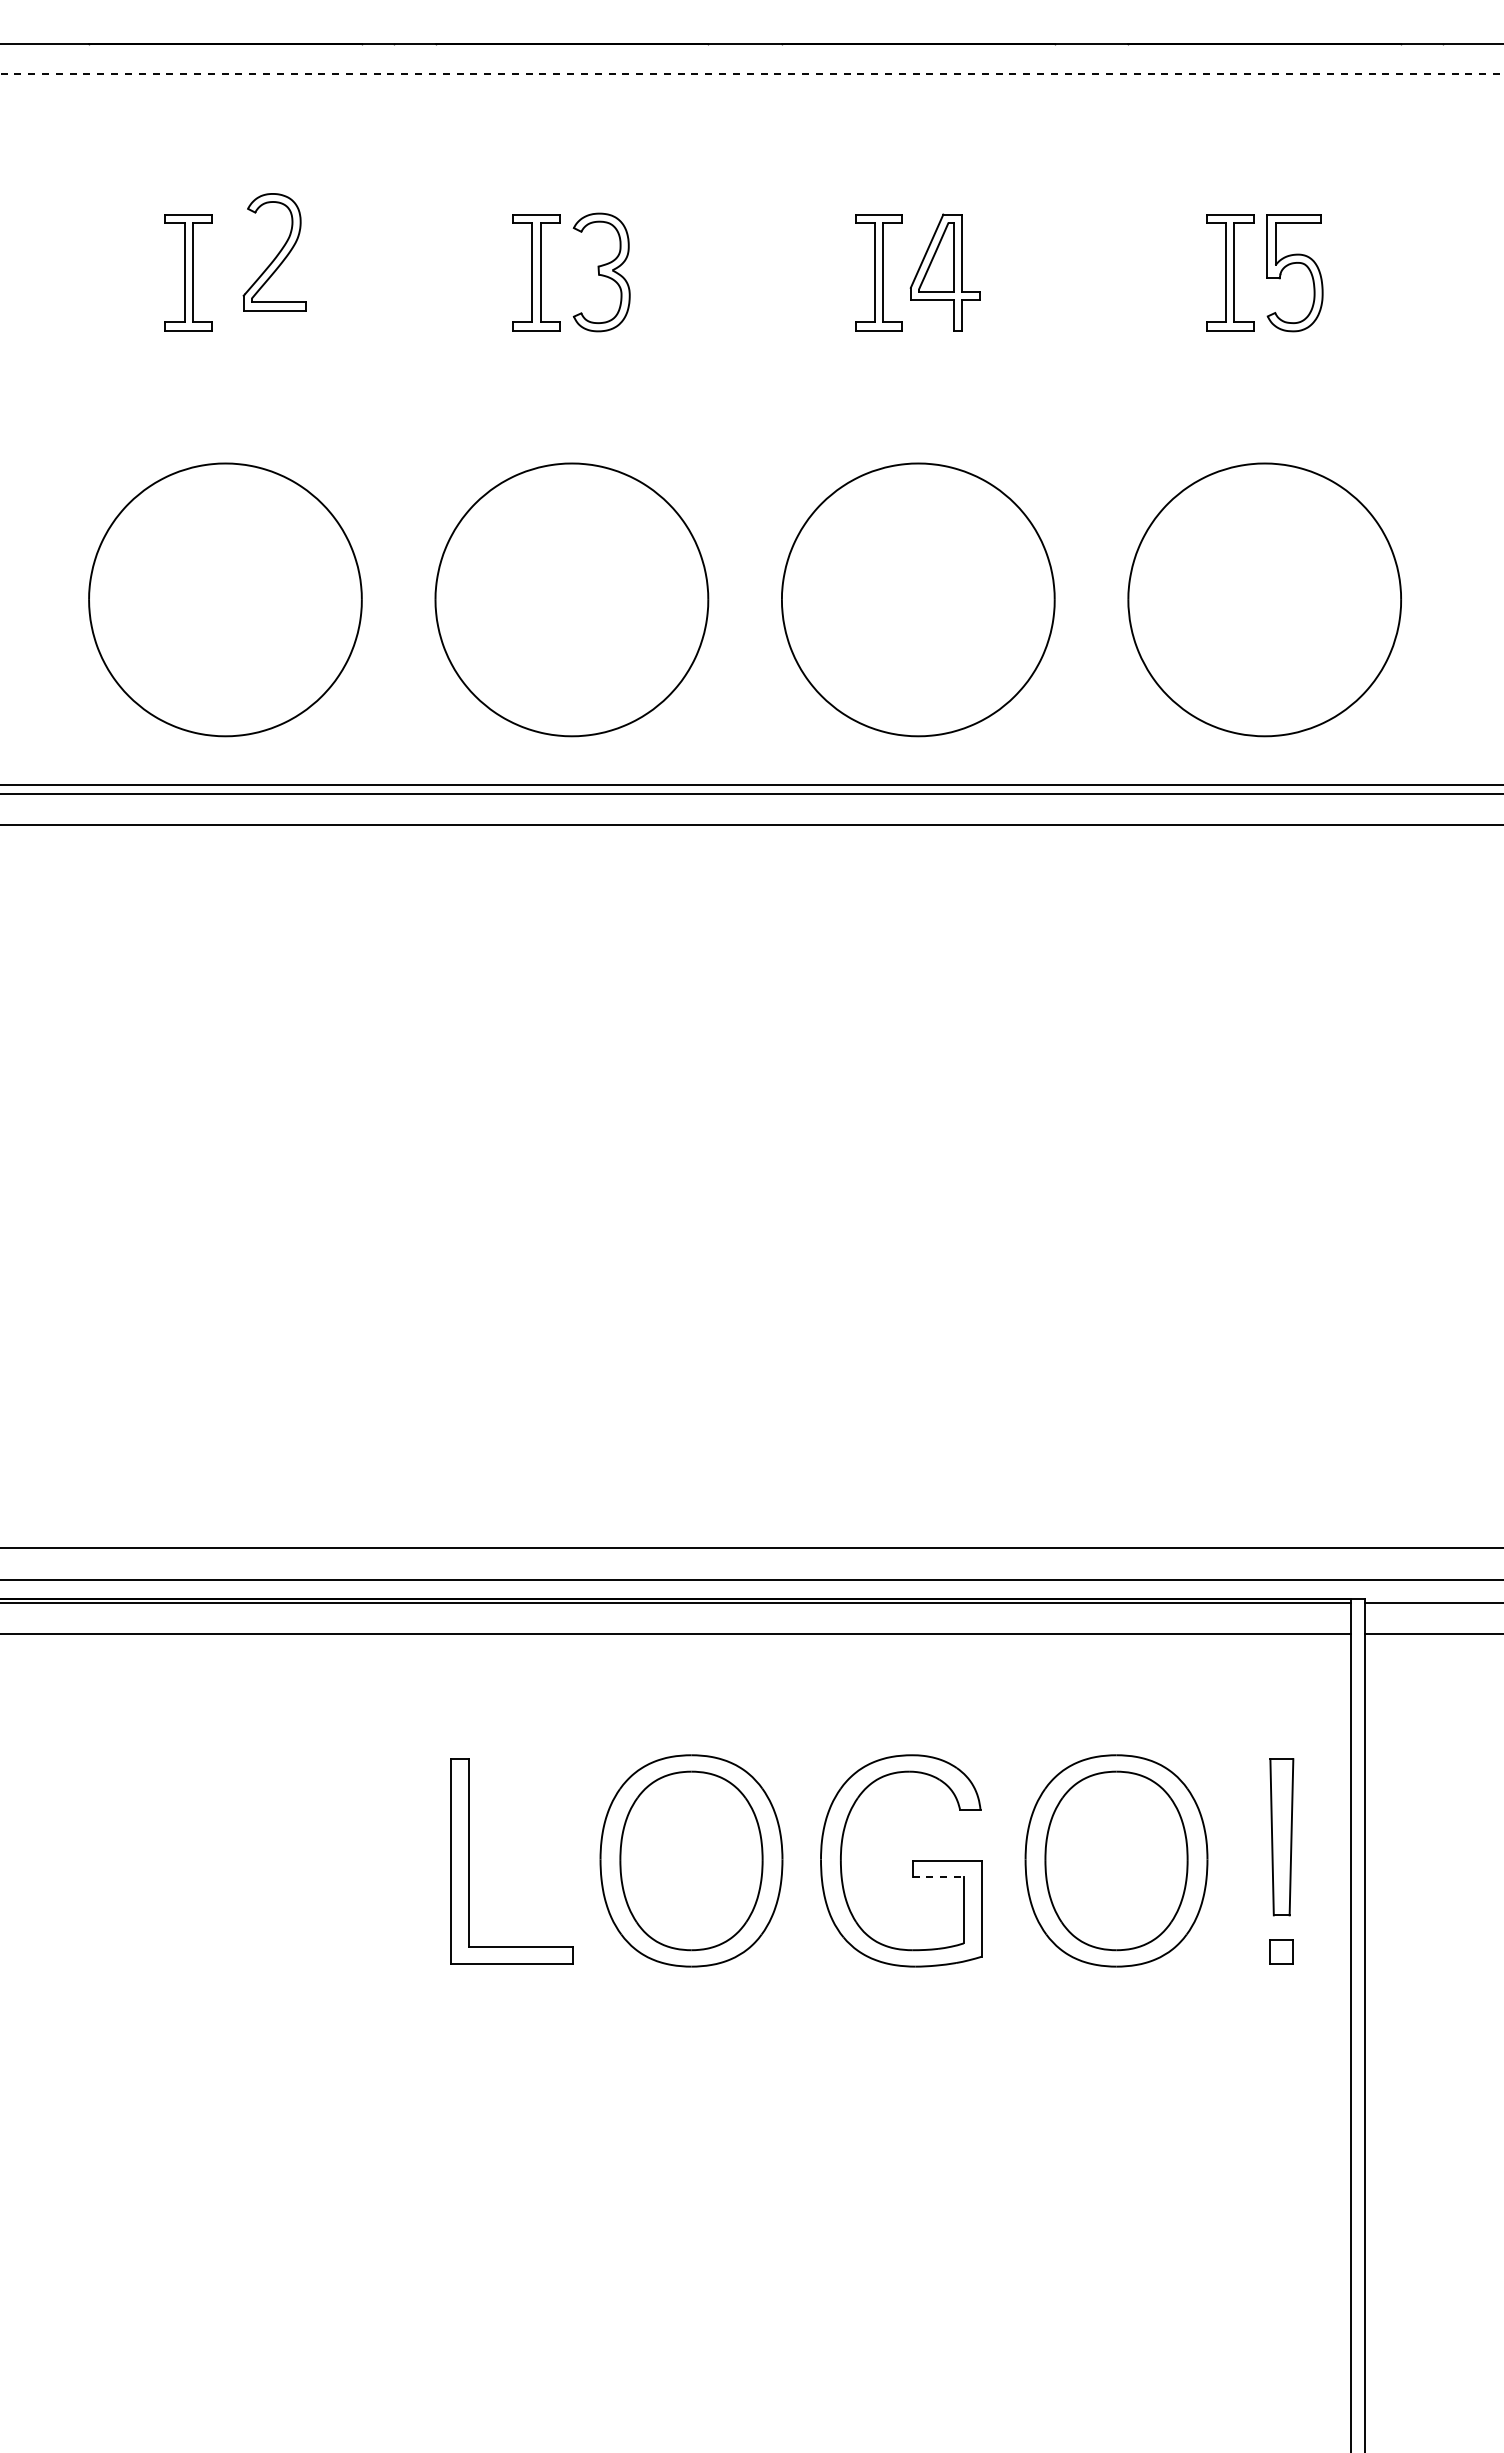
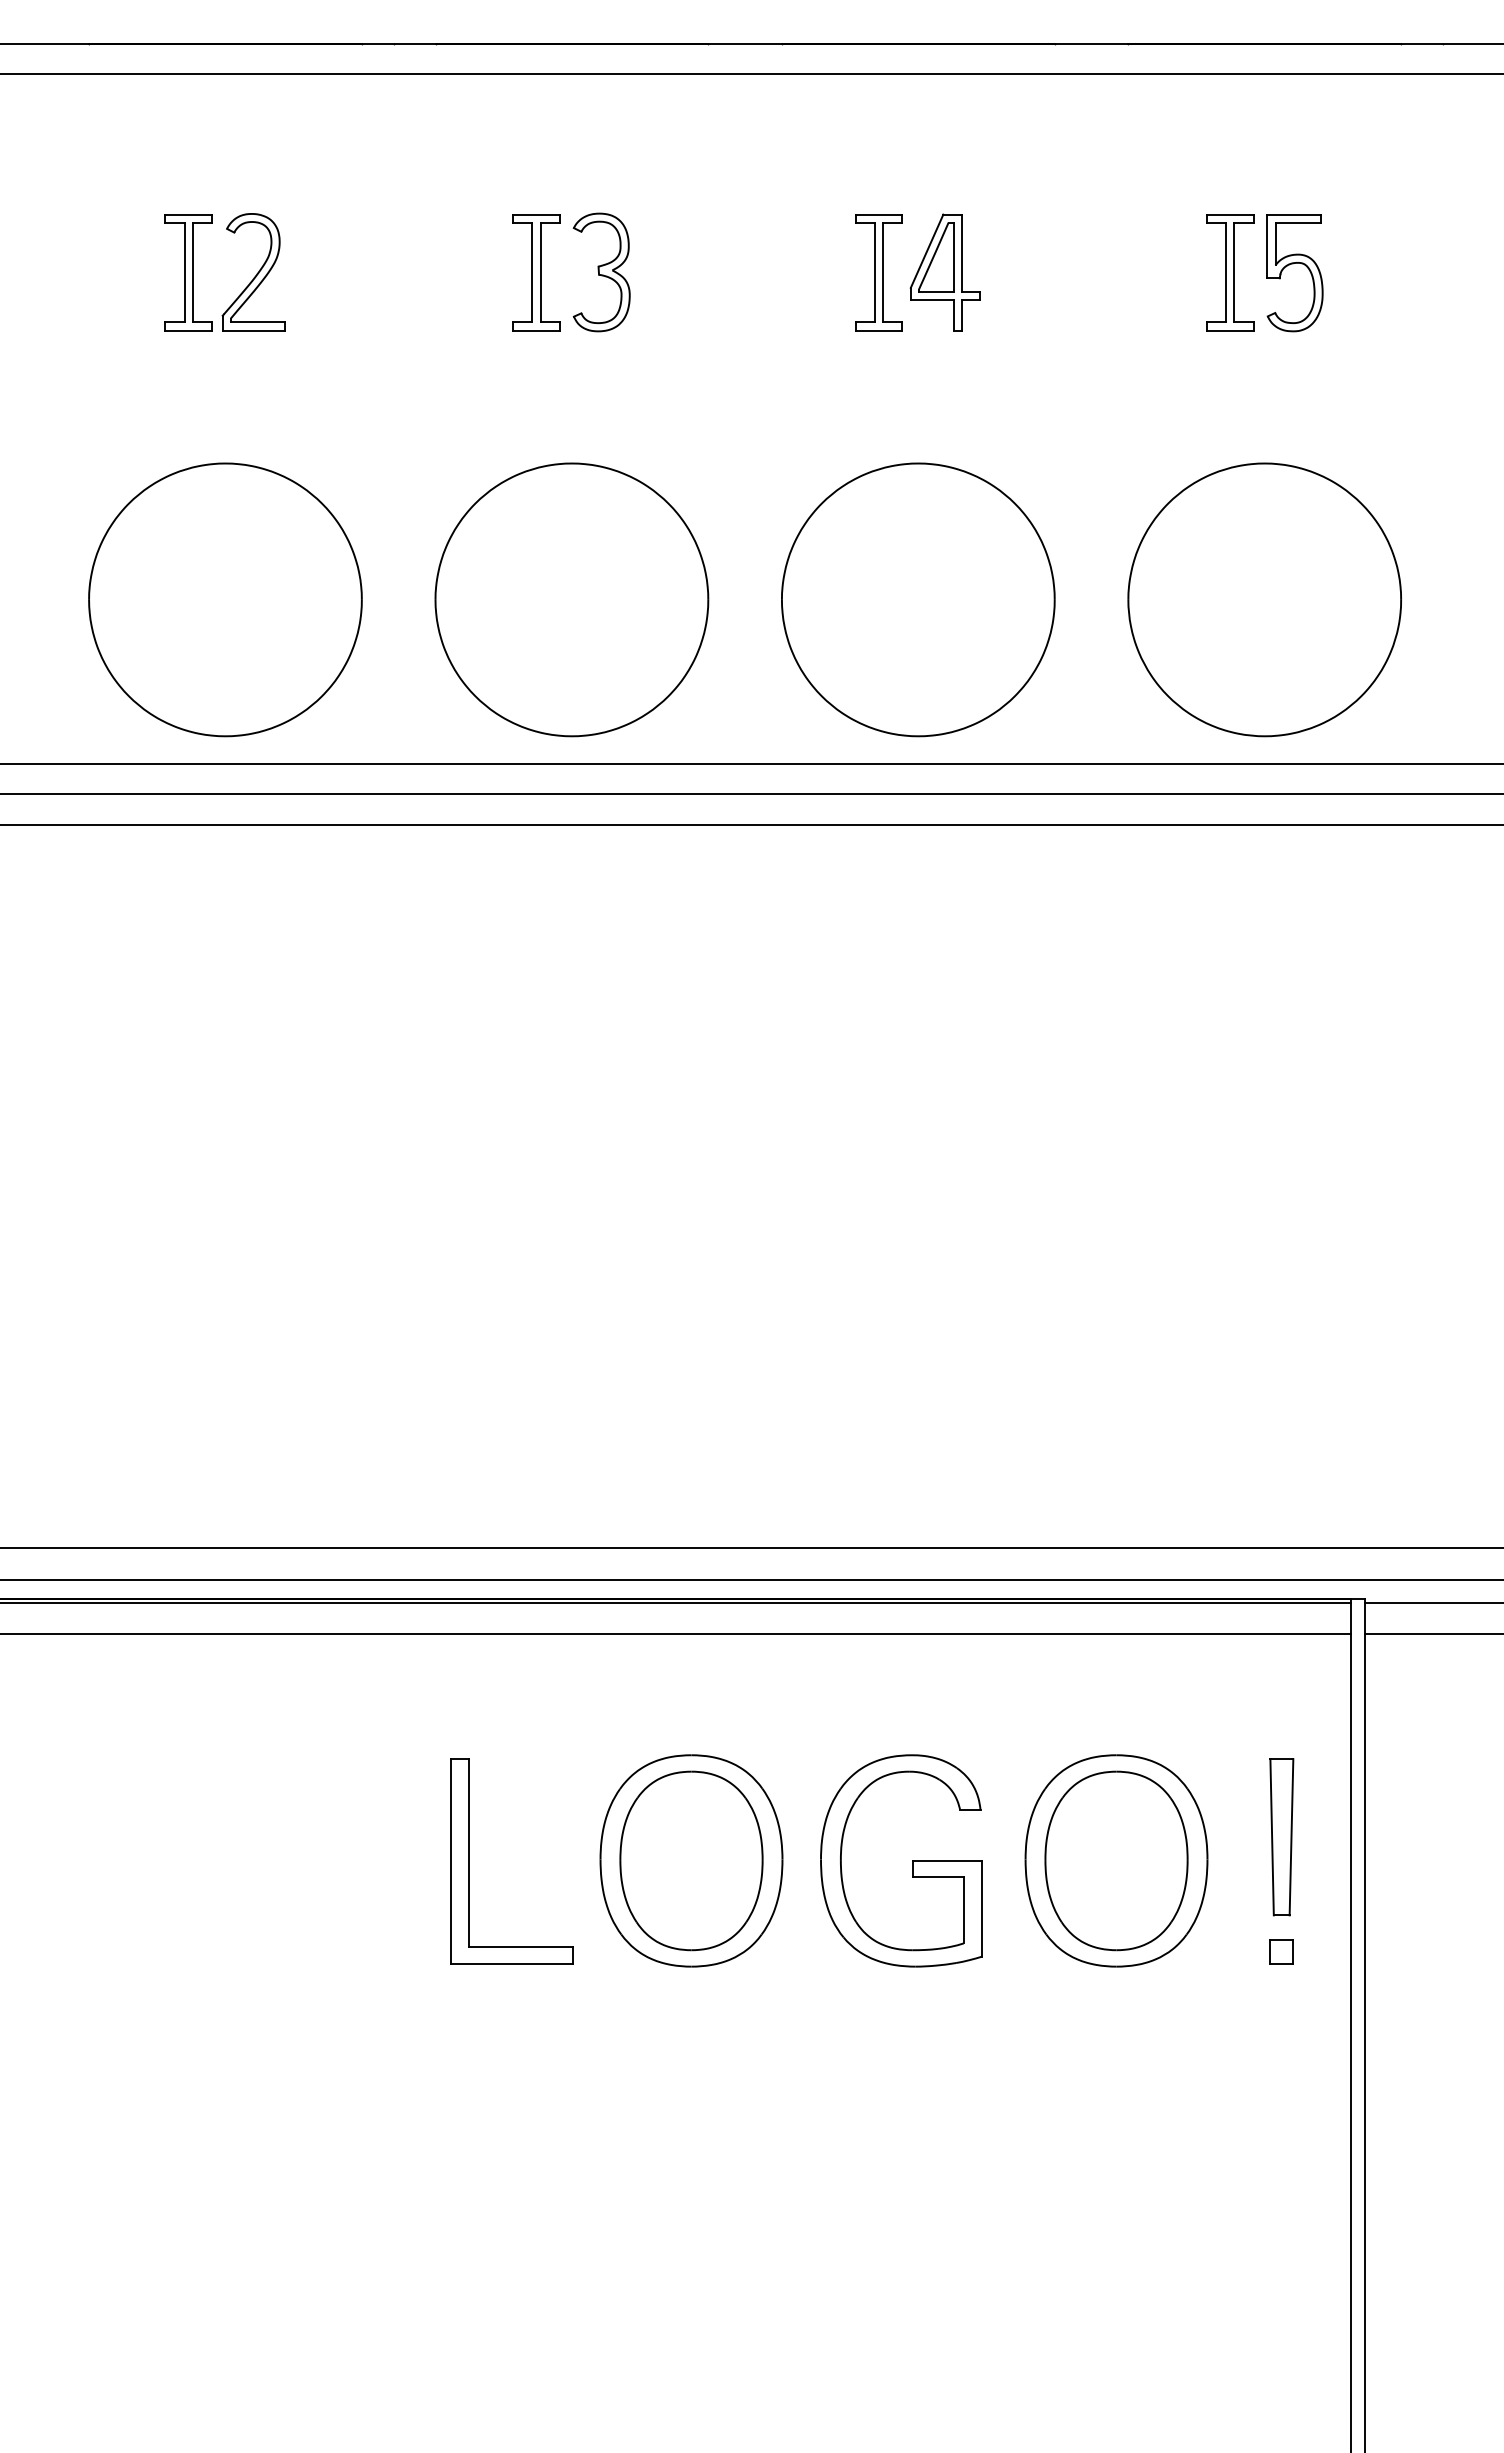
line: dashed -> solid (752, 73)
part position: (274, 252) -> (253, 272) (253, 272)
line position: (751, 784) -> (751, 763) (751, 763)
line: dashed -> solid (938, 1877)
